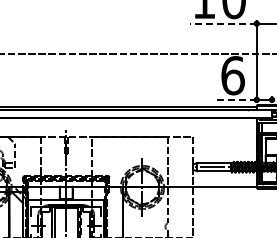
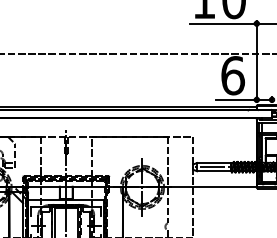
line: dashed -> solid (222, 23)
line: dashed -> solid (235, 99)
